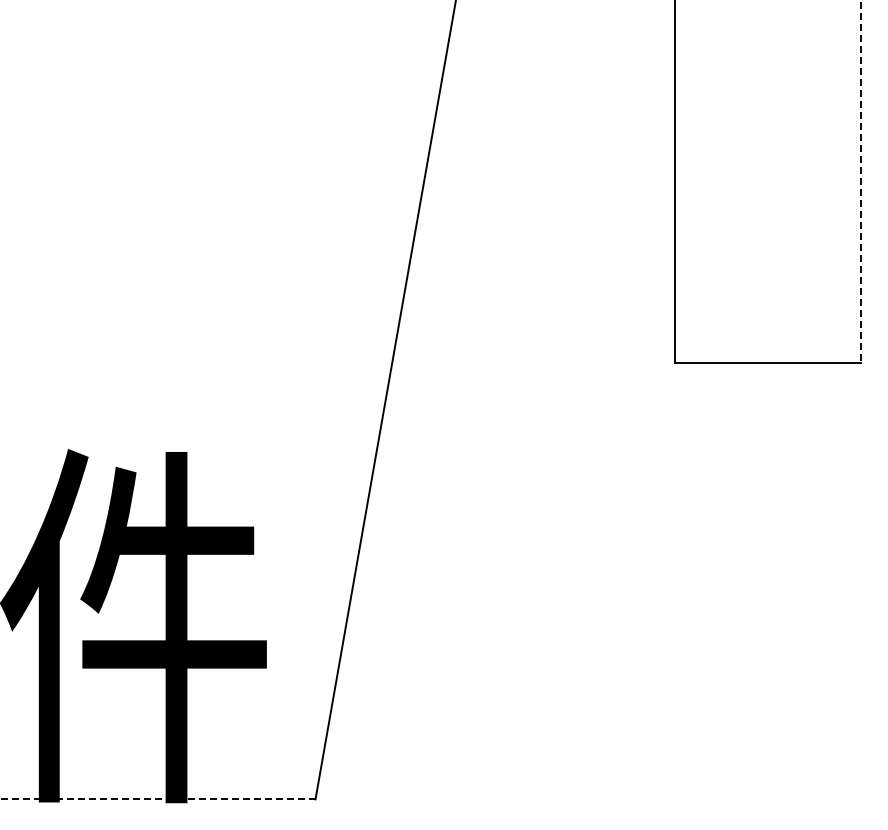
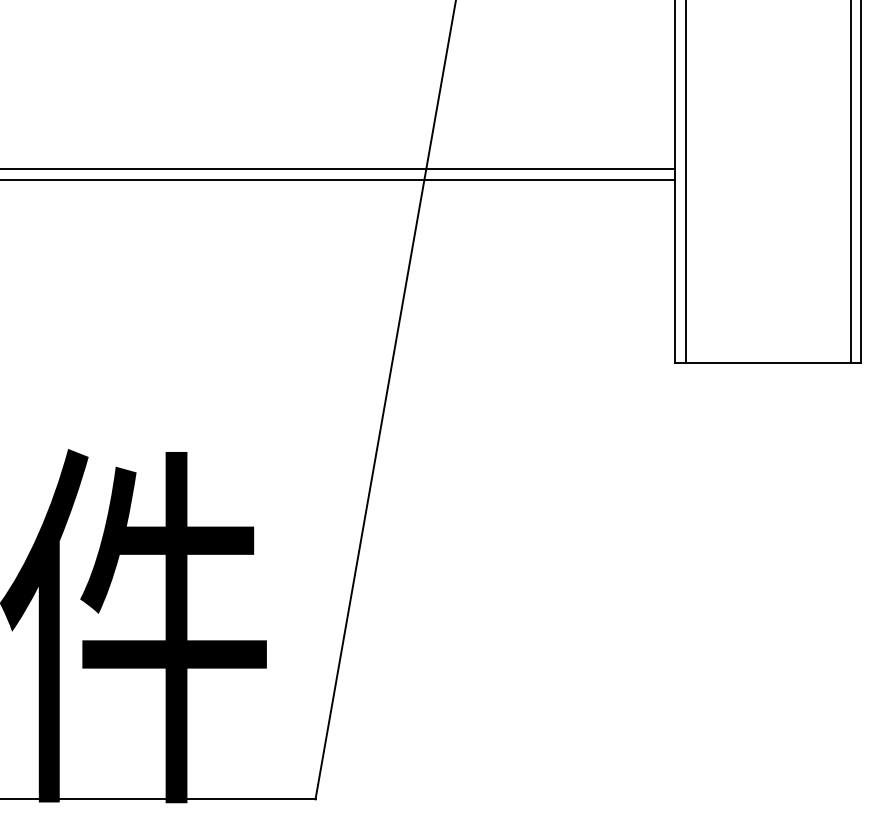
line: none -> present (338, 169)
line: none -> present (338, 179)
line: none -> present (685, 182)
line: none -> present (851, 182)
line: dashed -> solid (861, 182)
line: dashed -> solid (157, 799)
